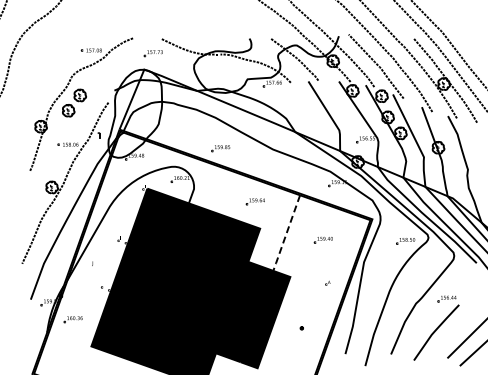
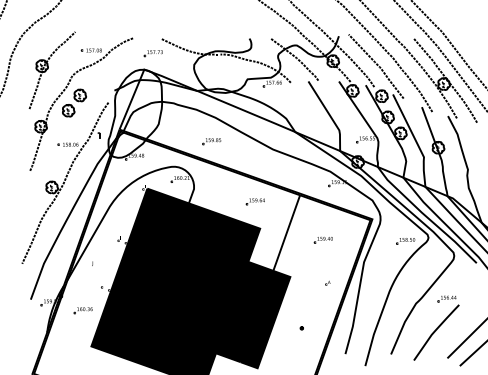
part: none -> present (51, 70)
part position: (220, 148) -> (211, 141) (211, 141)
line: dashed -> solid (286, 234)
part position: (72, 319) -> (82, 310) (82, 310)
